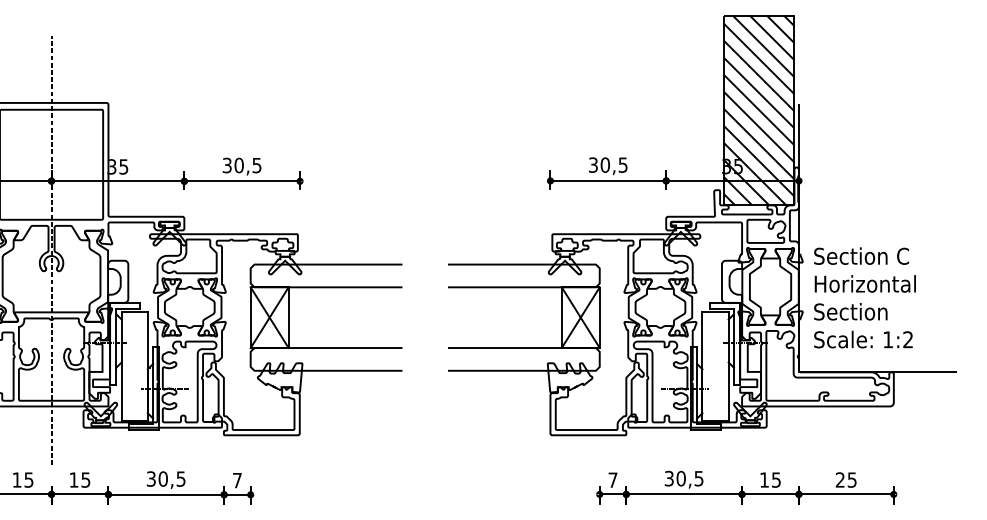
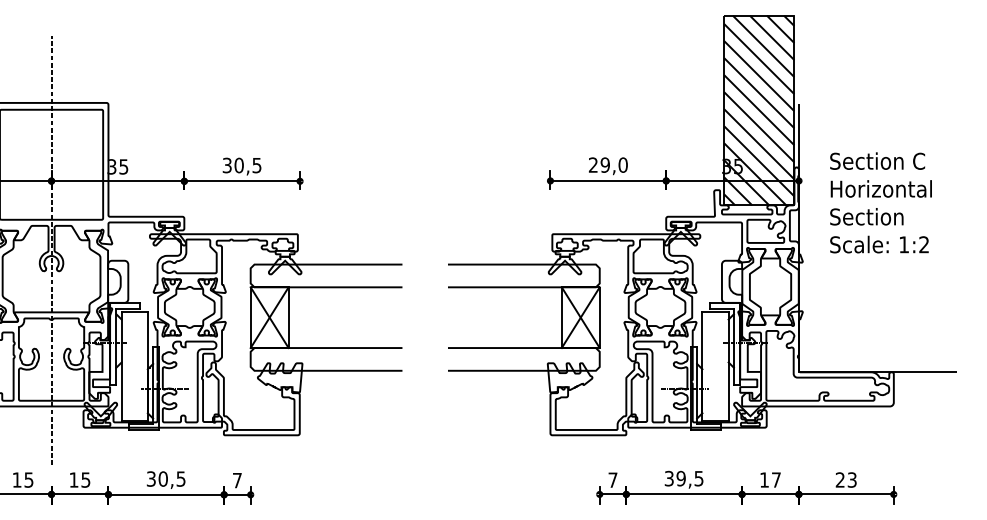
text: 30,5 -> 29,0 (608, 164)
text position: (864, 297) -> (880, 202) (880, 202)
text: 30,5 -> 39,5 (680, 478)
text: 15 -> 17 (776, 479)
text: 25 -> 23 (852, 479)
